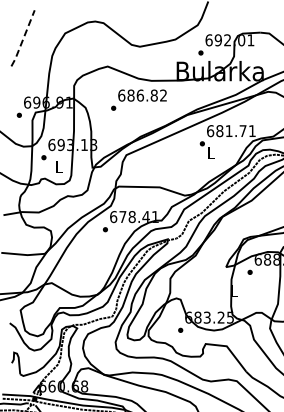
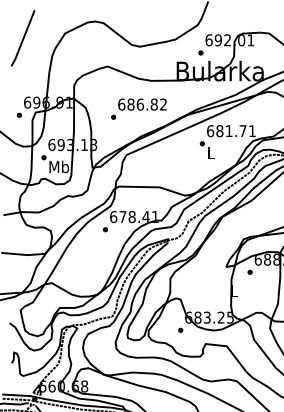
line: dashed -> solid (23, 38)
text position: (138, 99) -> (138, 108) (138, 108)
text: L -> Mb (59, 166)
